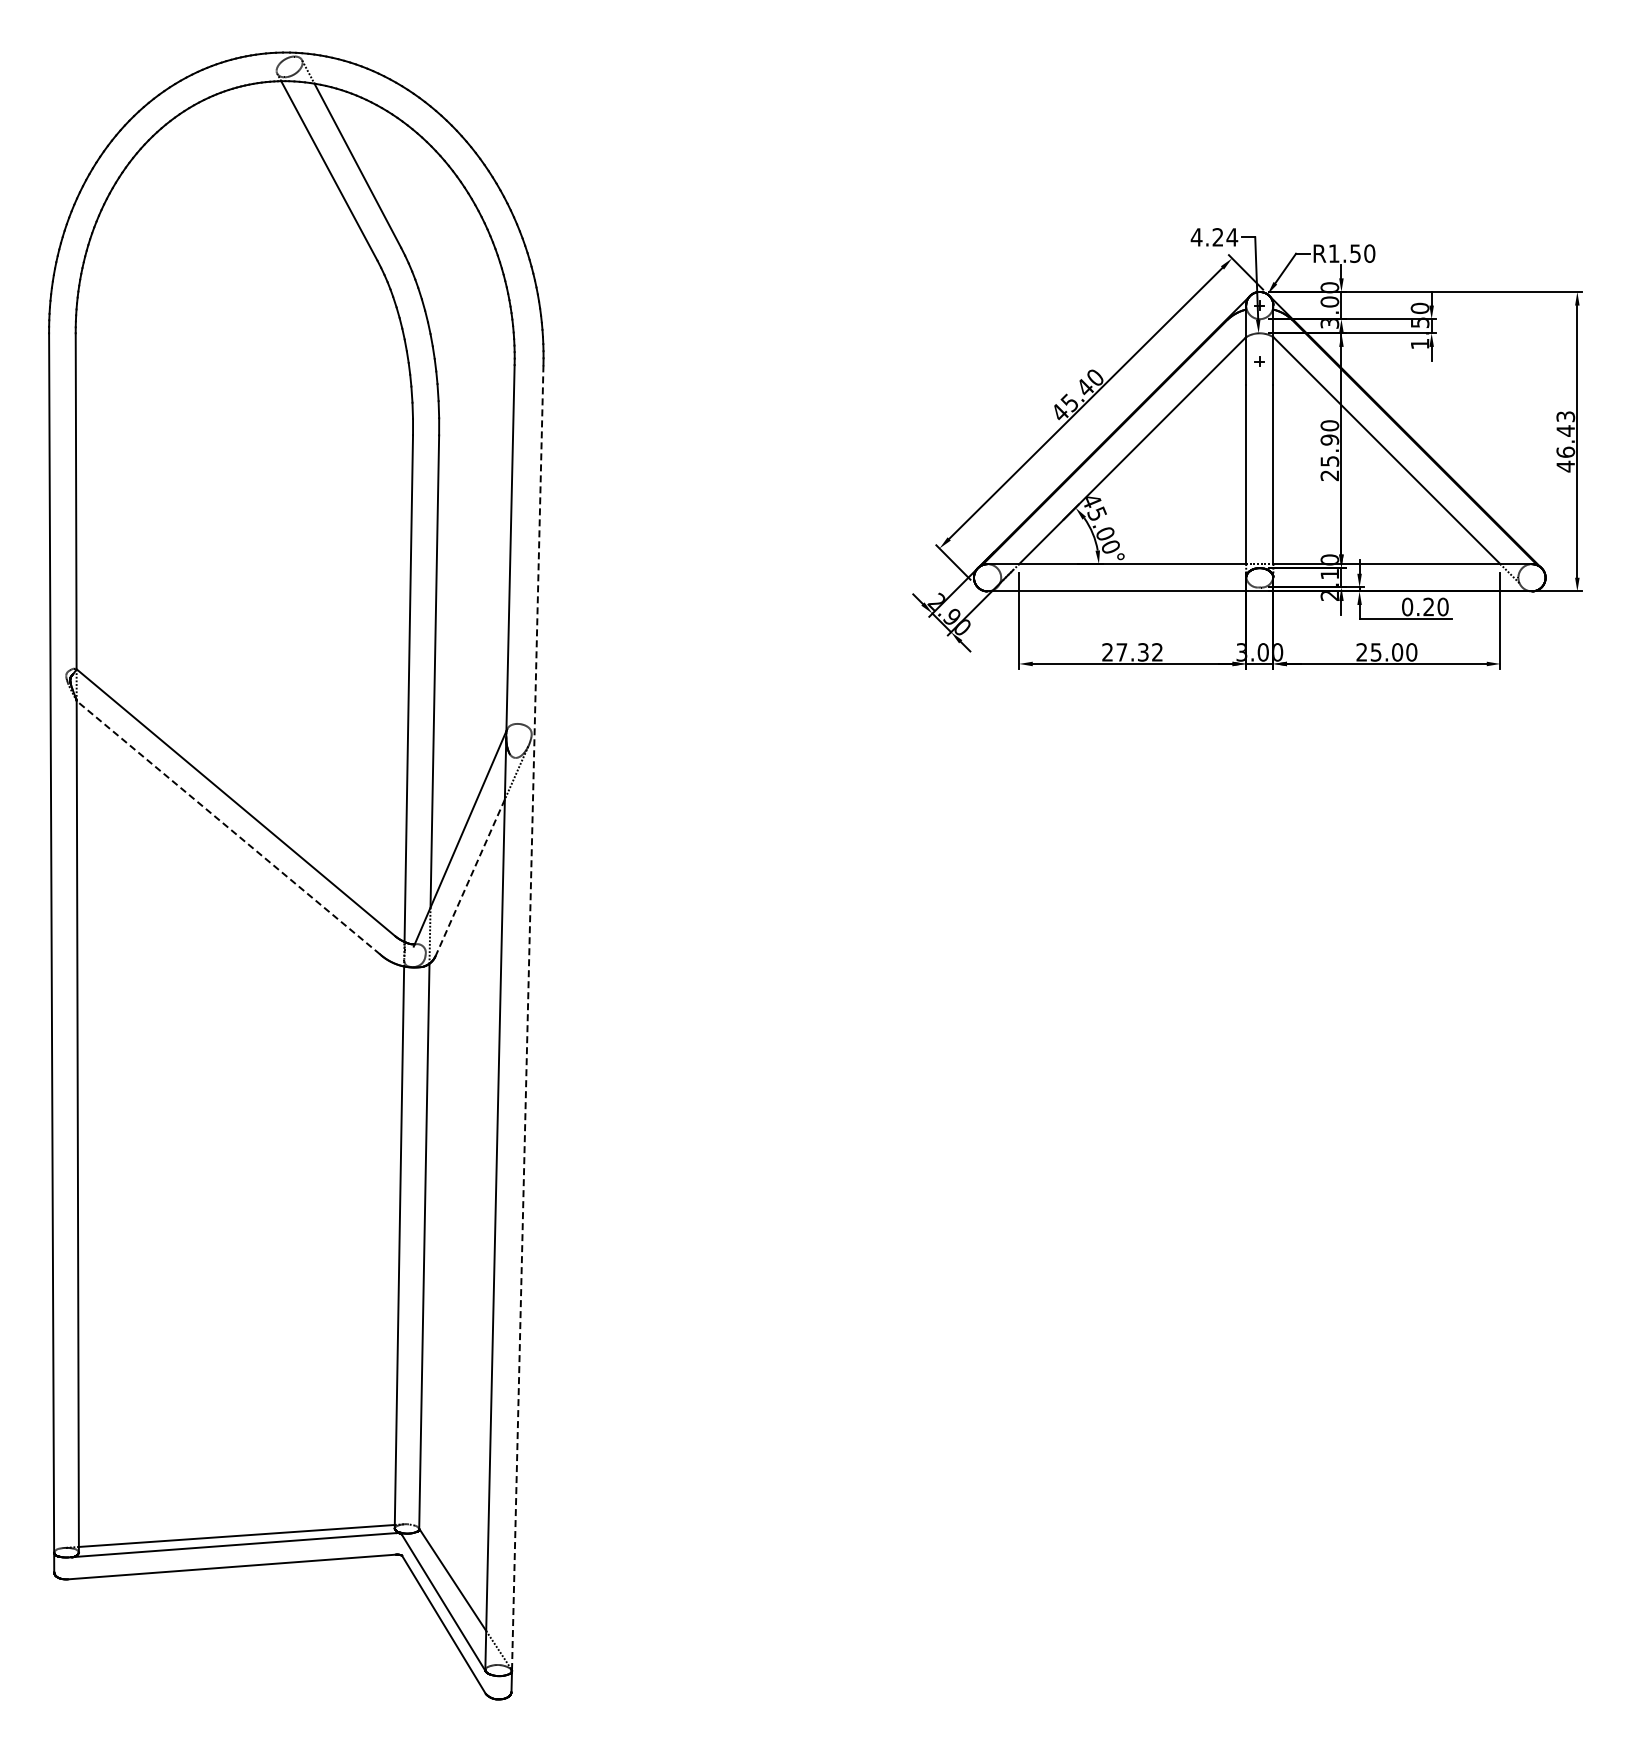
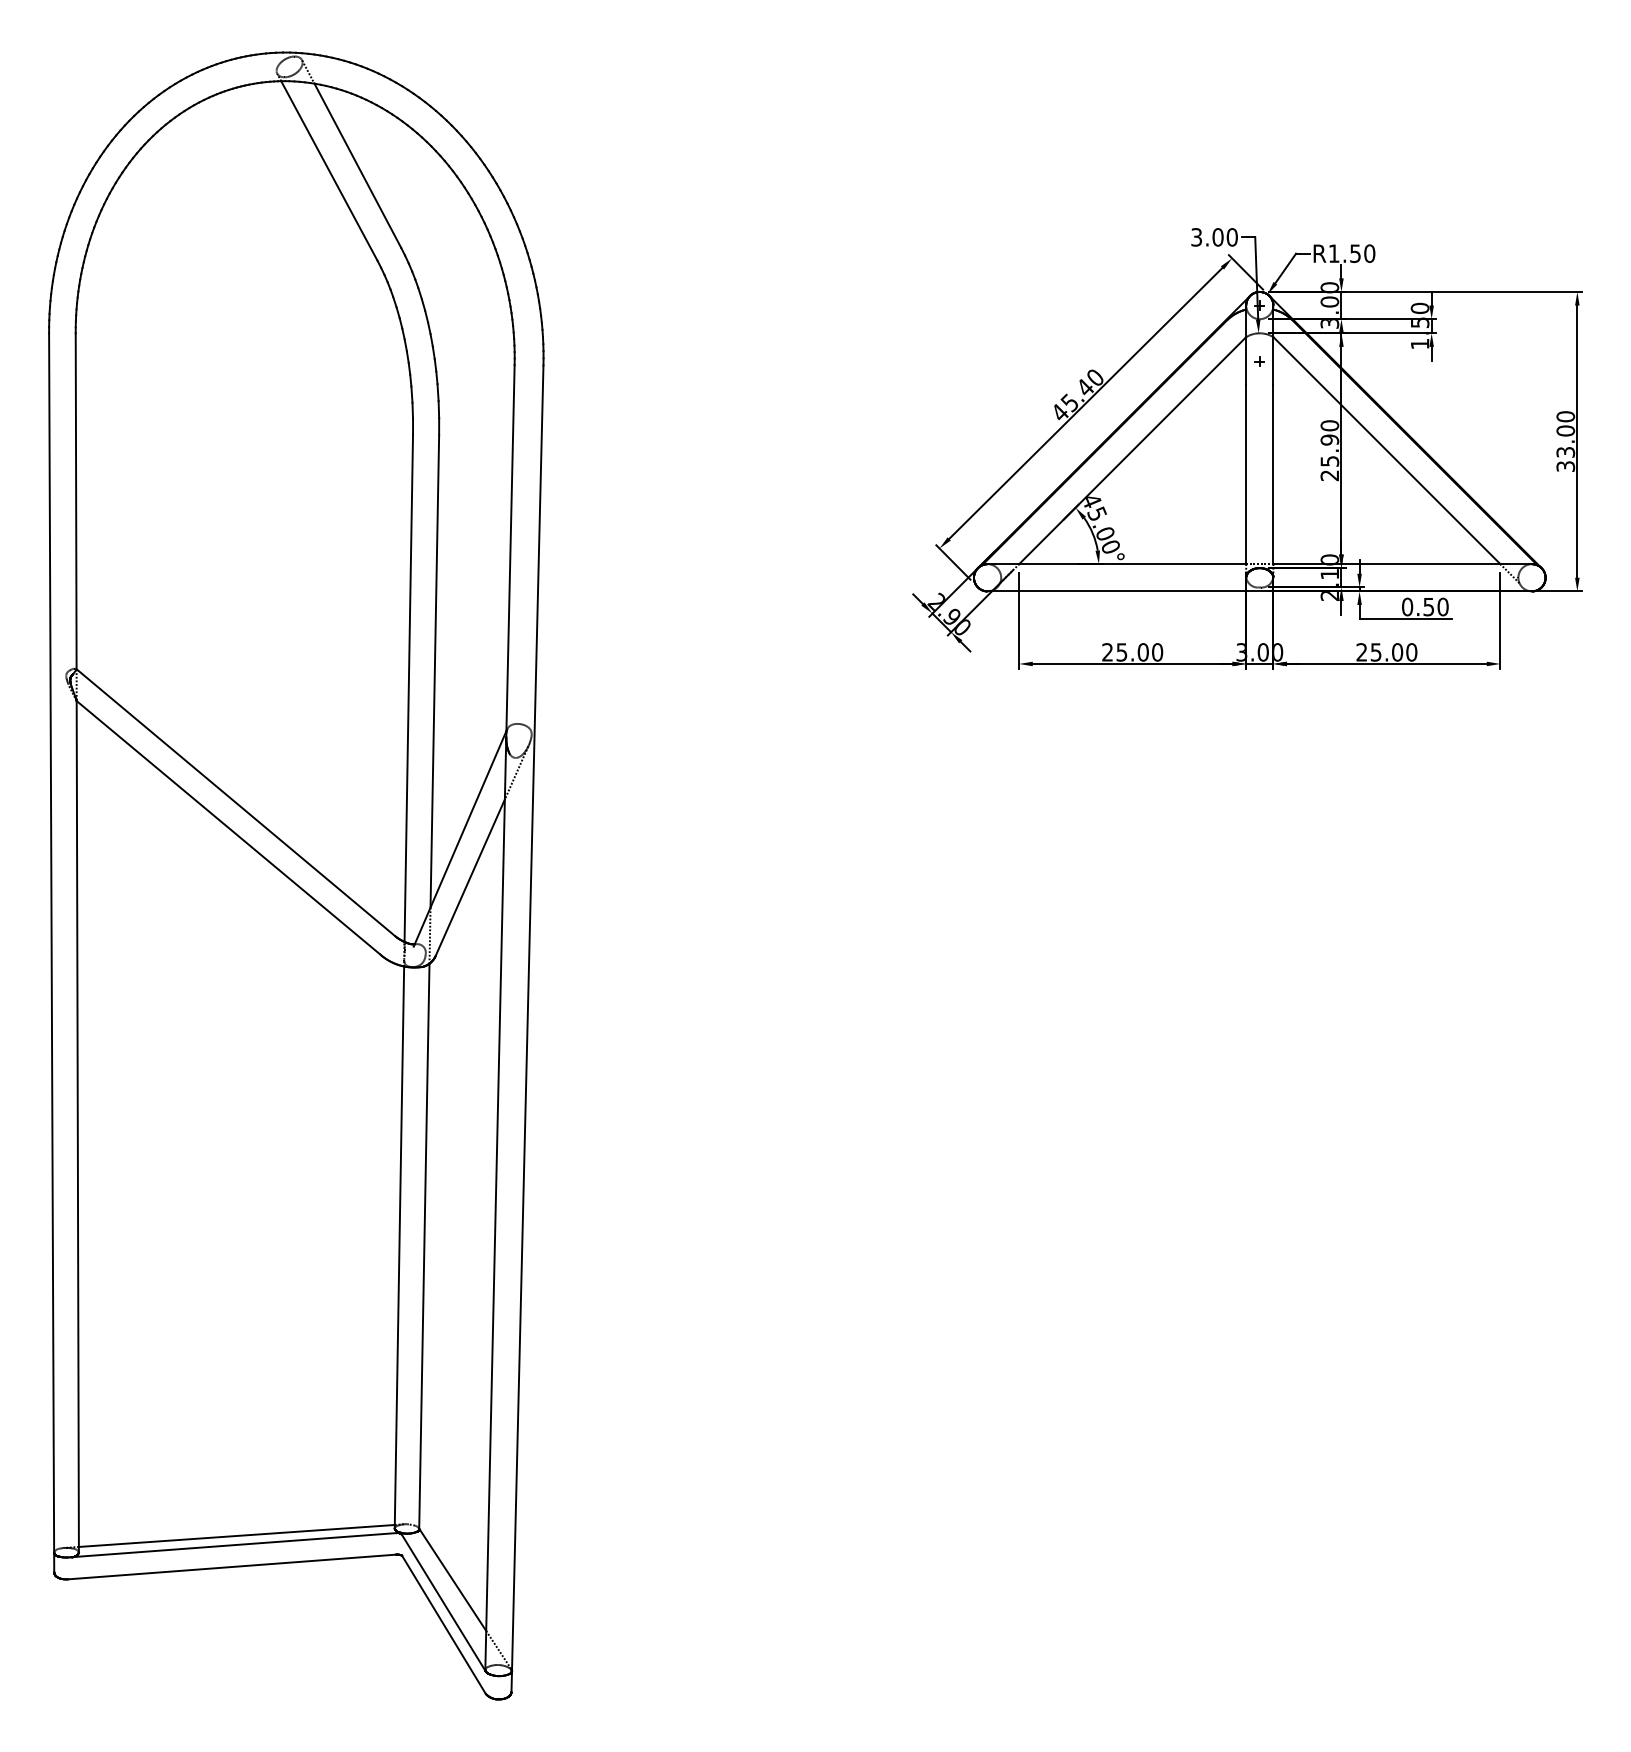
text: 4.24 -> 3.00 (1214, 237)
text: 46.43 -> 33.00 (1565, 441)
text: 0.20 -> 0.50 (1428, 606)
text: 27.32 -> 25.00 (1139, 652)
line: dashed -> solid (228, 827)
line: dashed -> solid (470, 877)
line: dashed -> solid (527, 1018)
